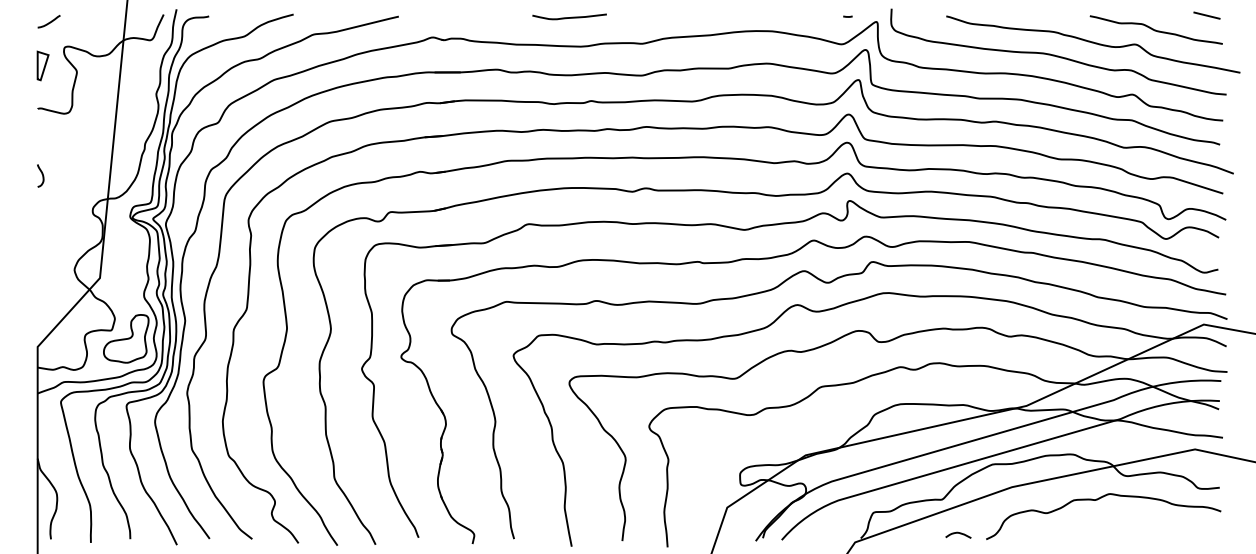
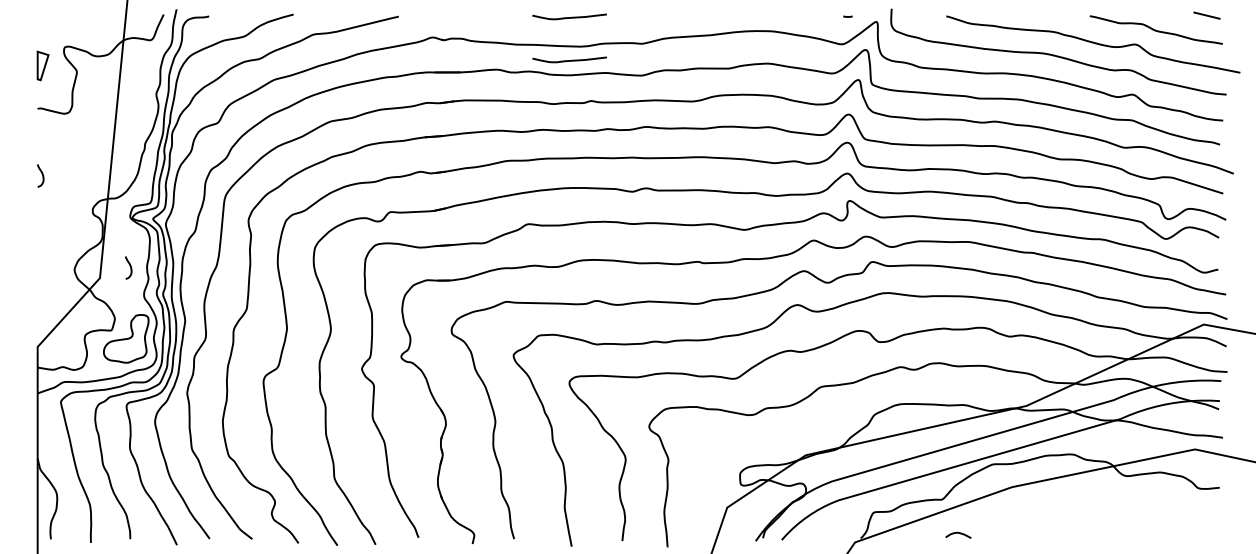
curve: present -> none (49, 21)
curve: none -> present (569, 60)
curve: none -> present (129, 266)
curve: present -> none (1097, 500)
